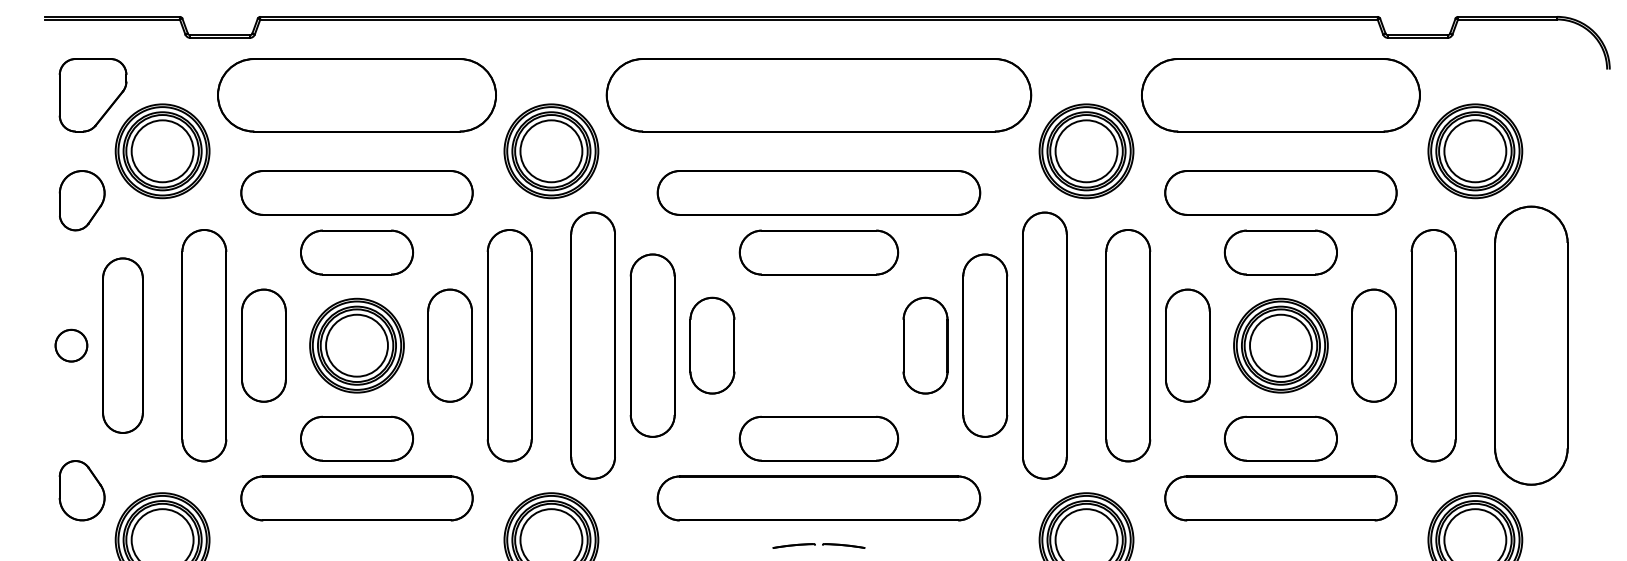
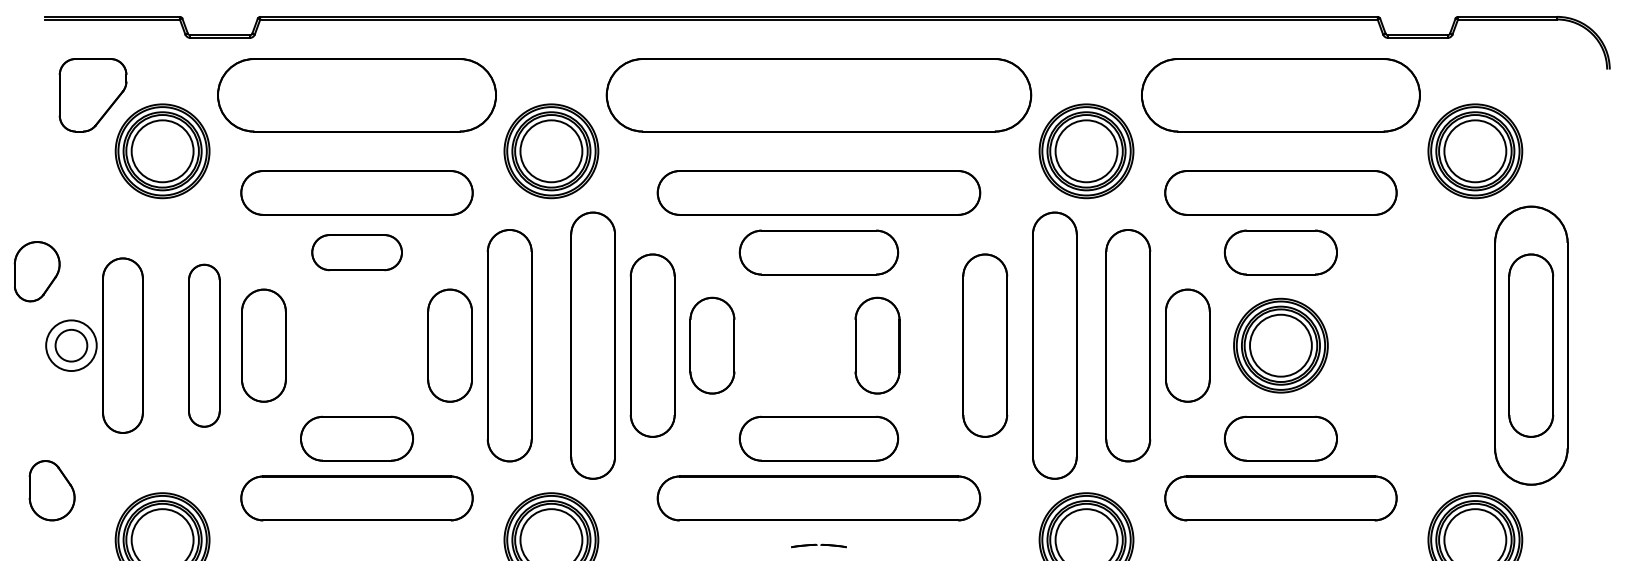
part position: (81, 200) -> (36, 271) (36, 271)
part size: 115x47 px -> 92x38 px (356, 252)
circle diameter: 32 px -> 51 px (71, 345)
part size: 47x234 px -> 33x165 px (204, 345)
part: present -> none (356, 345)
part position: (925, 345) -> (877, 345) (877, 345)
part position: (1044, 345) -> (1054, 345) (1054, 345)
part: present -> none (1373, 345)
part: present -> none (1433, 345)
part: none -> present (1531, 345)
part position: (81, 490) -> (51, 490) (51, 490)
part size: 94x6 px -> 56x6 px (818, 545)
